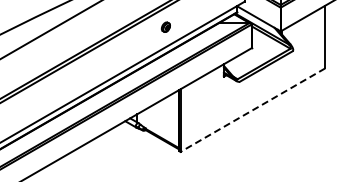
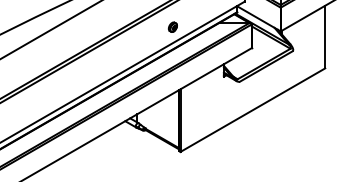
part position: (165, 26) -> (172, 26) (172, 26)
line: dashed -> solid (252, 110)
